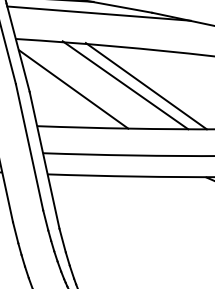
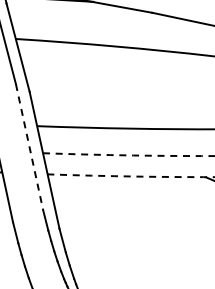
line: present -> none (98, 13)
line: present -> none (125, 85)
line: present -> none (145, 86)
line: present -> none (73, 89)
line: solid -> dashed (29, 147)
arc: solid -> dashed (129, 155)
arc: solid -> dashed (131, 176)
